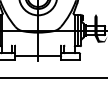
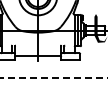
line: solid -> dashed (54, 78)
